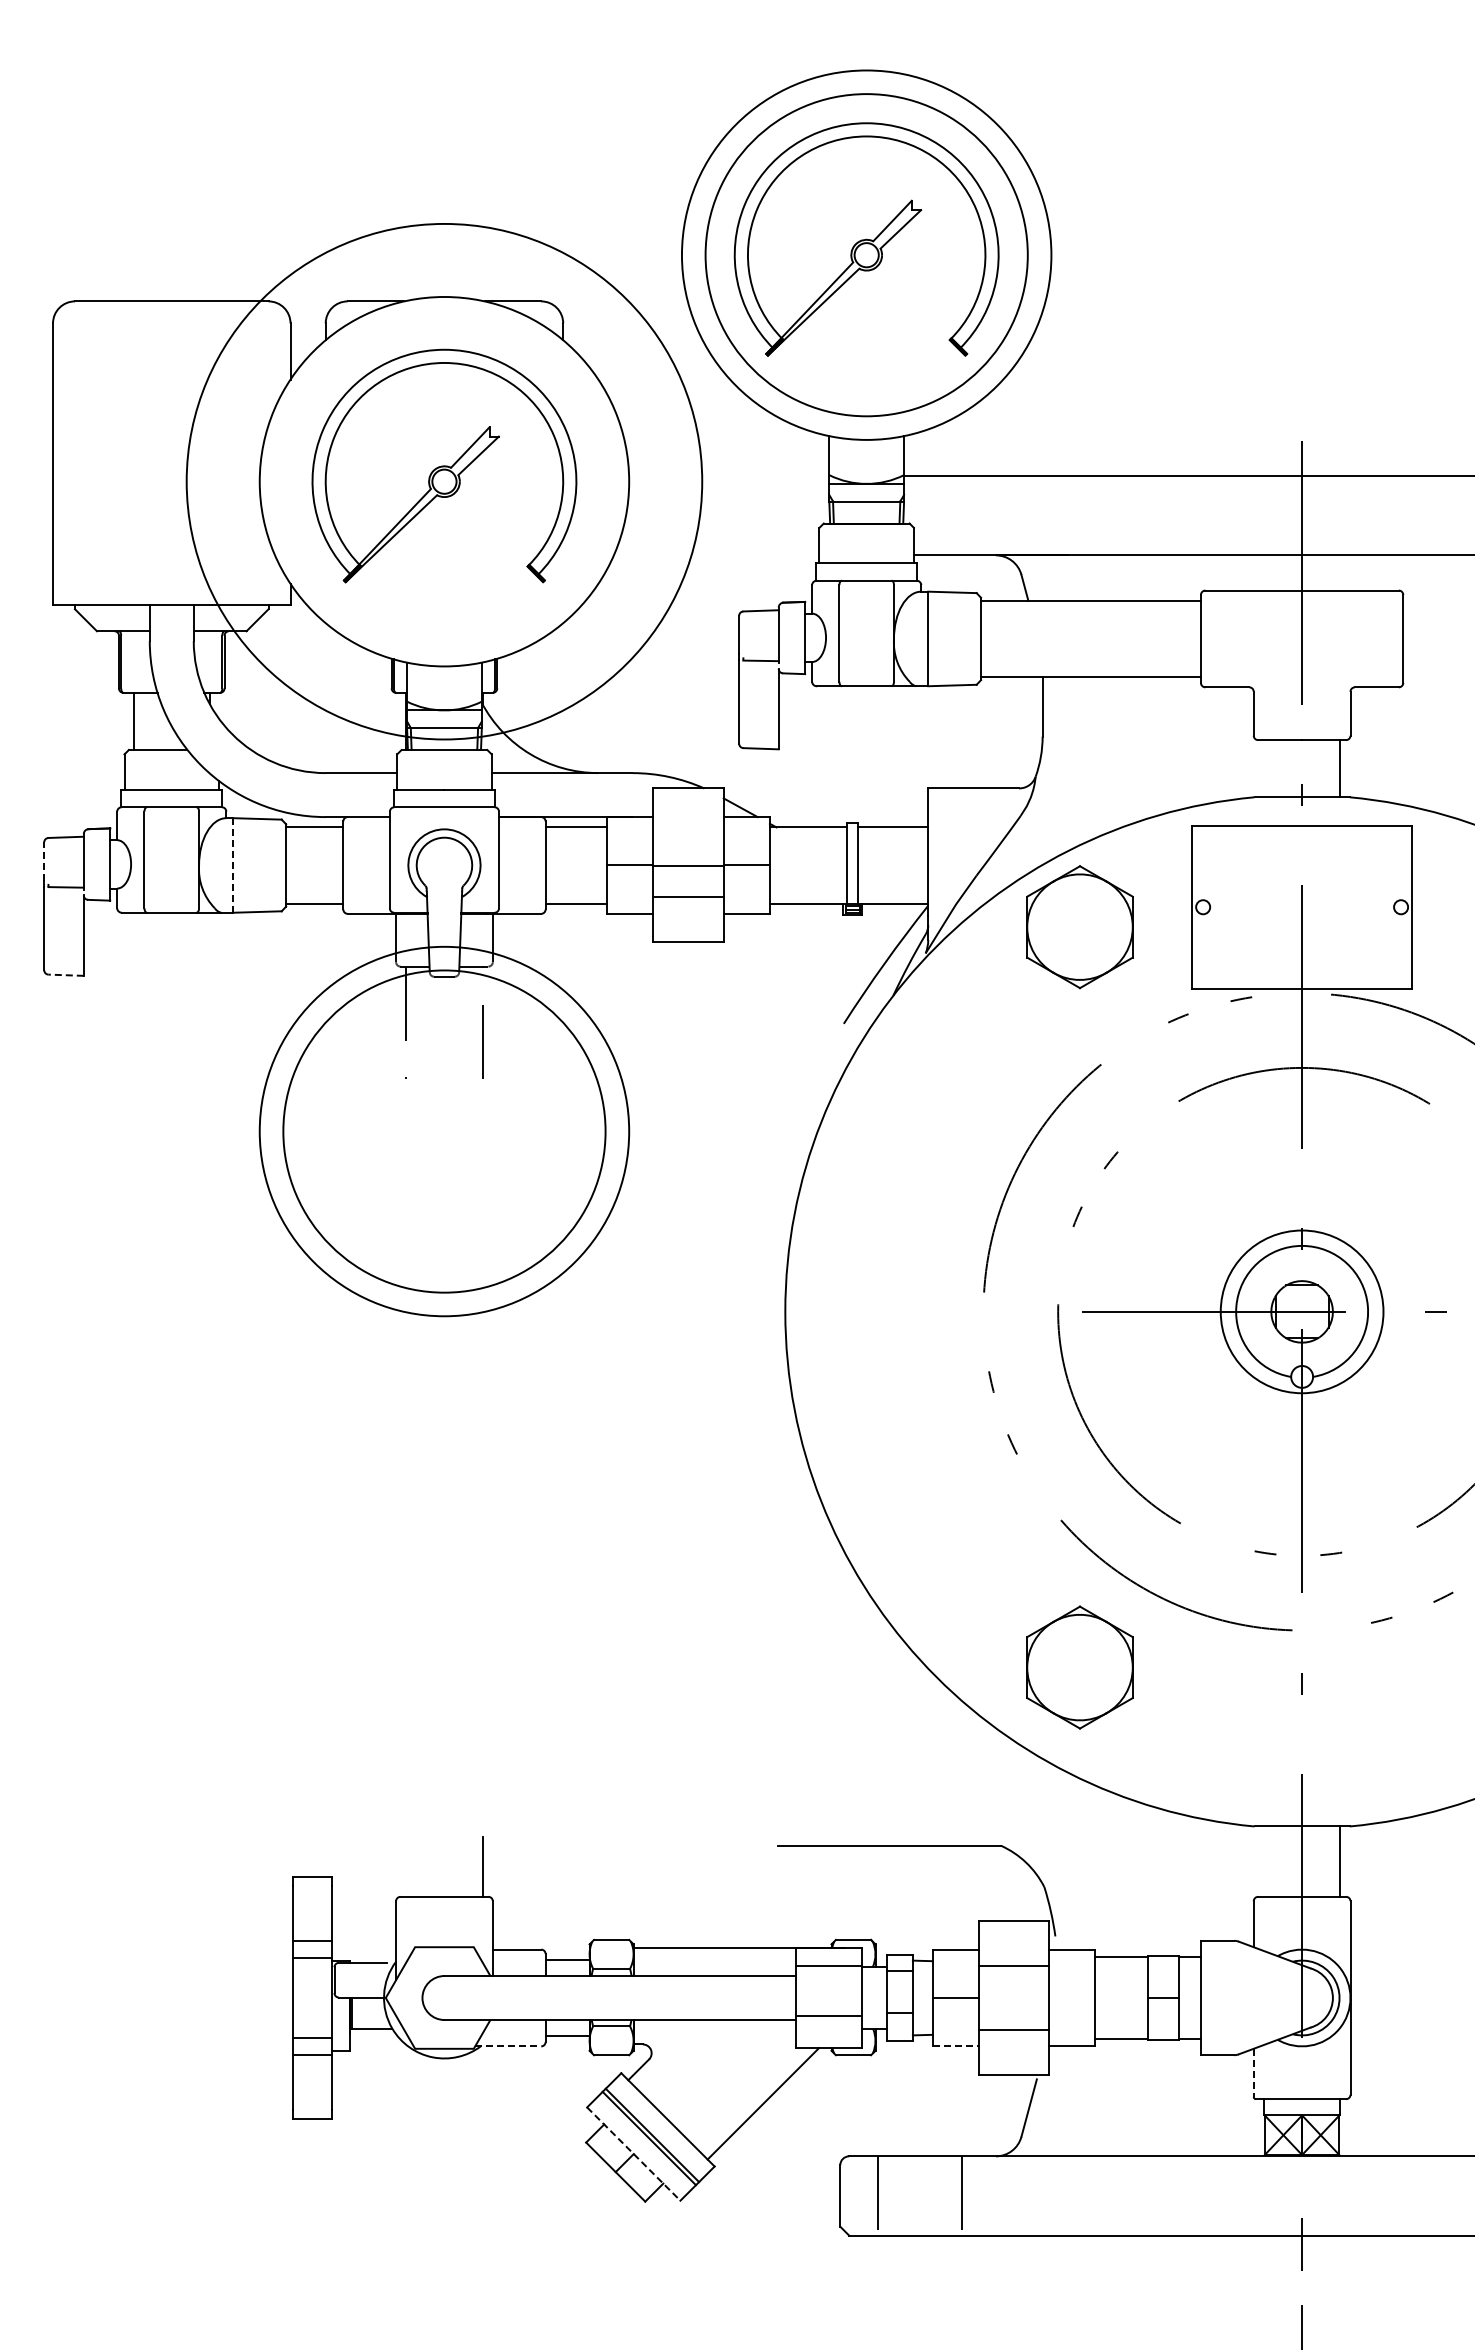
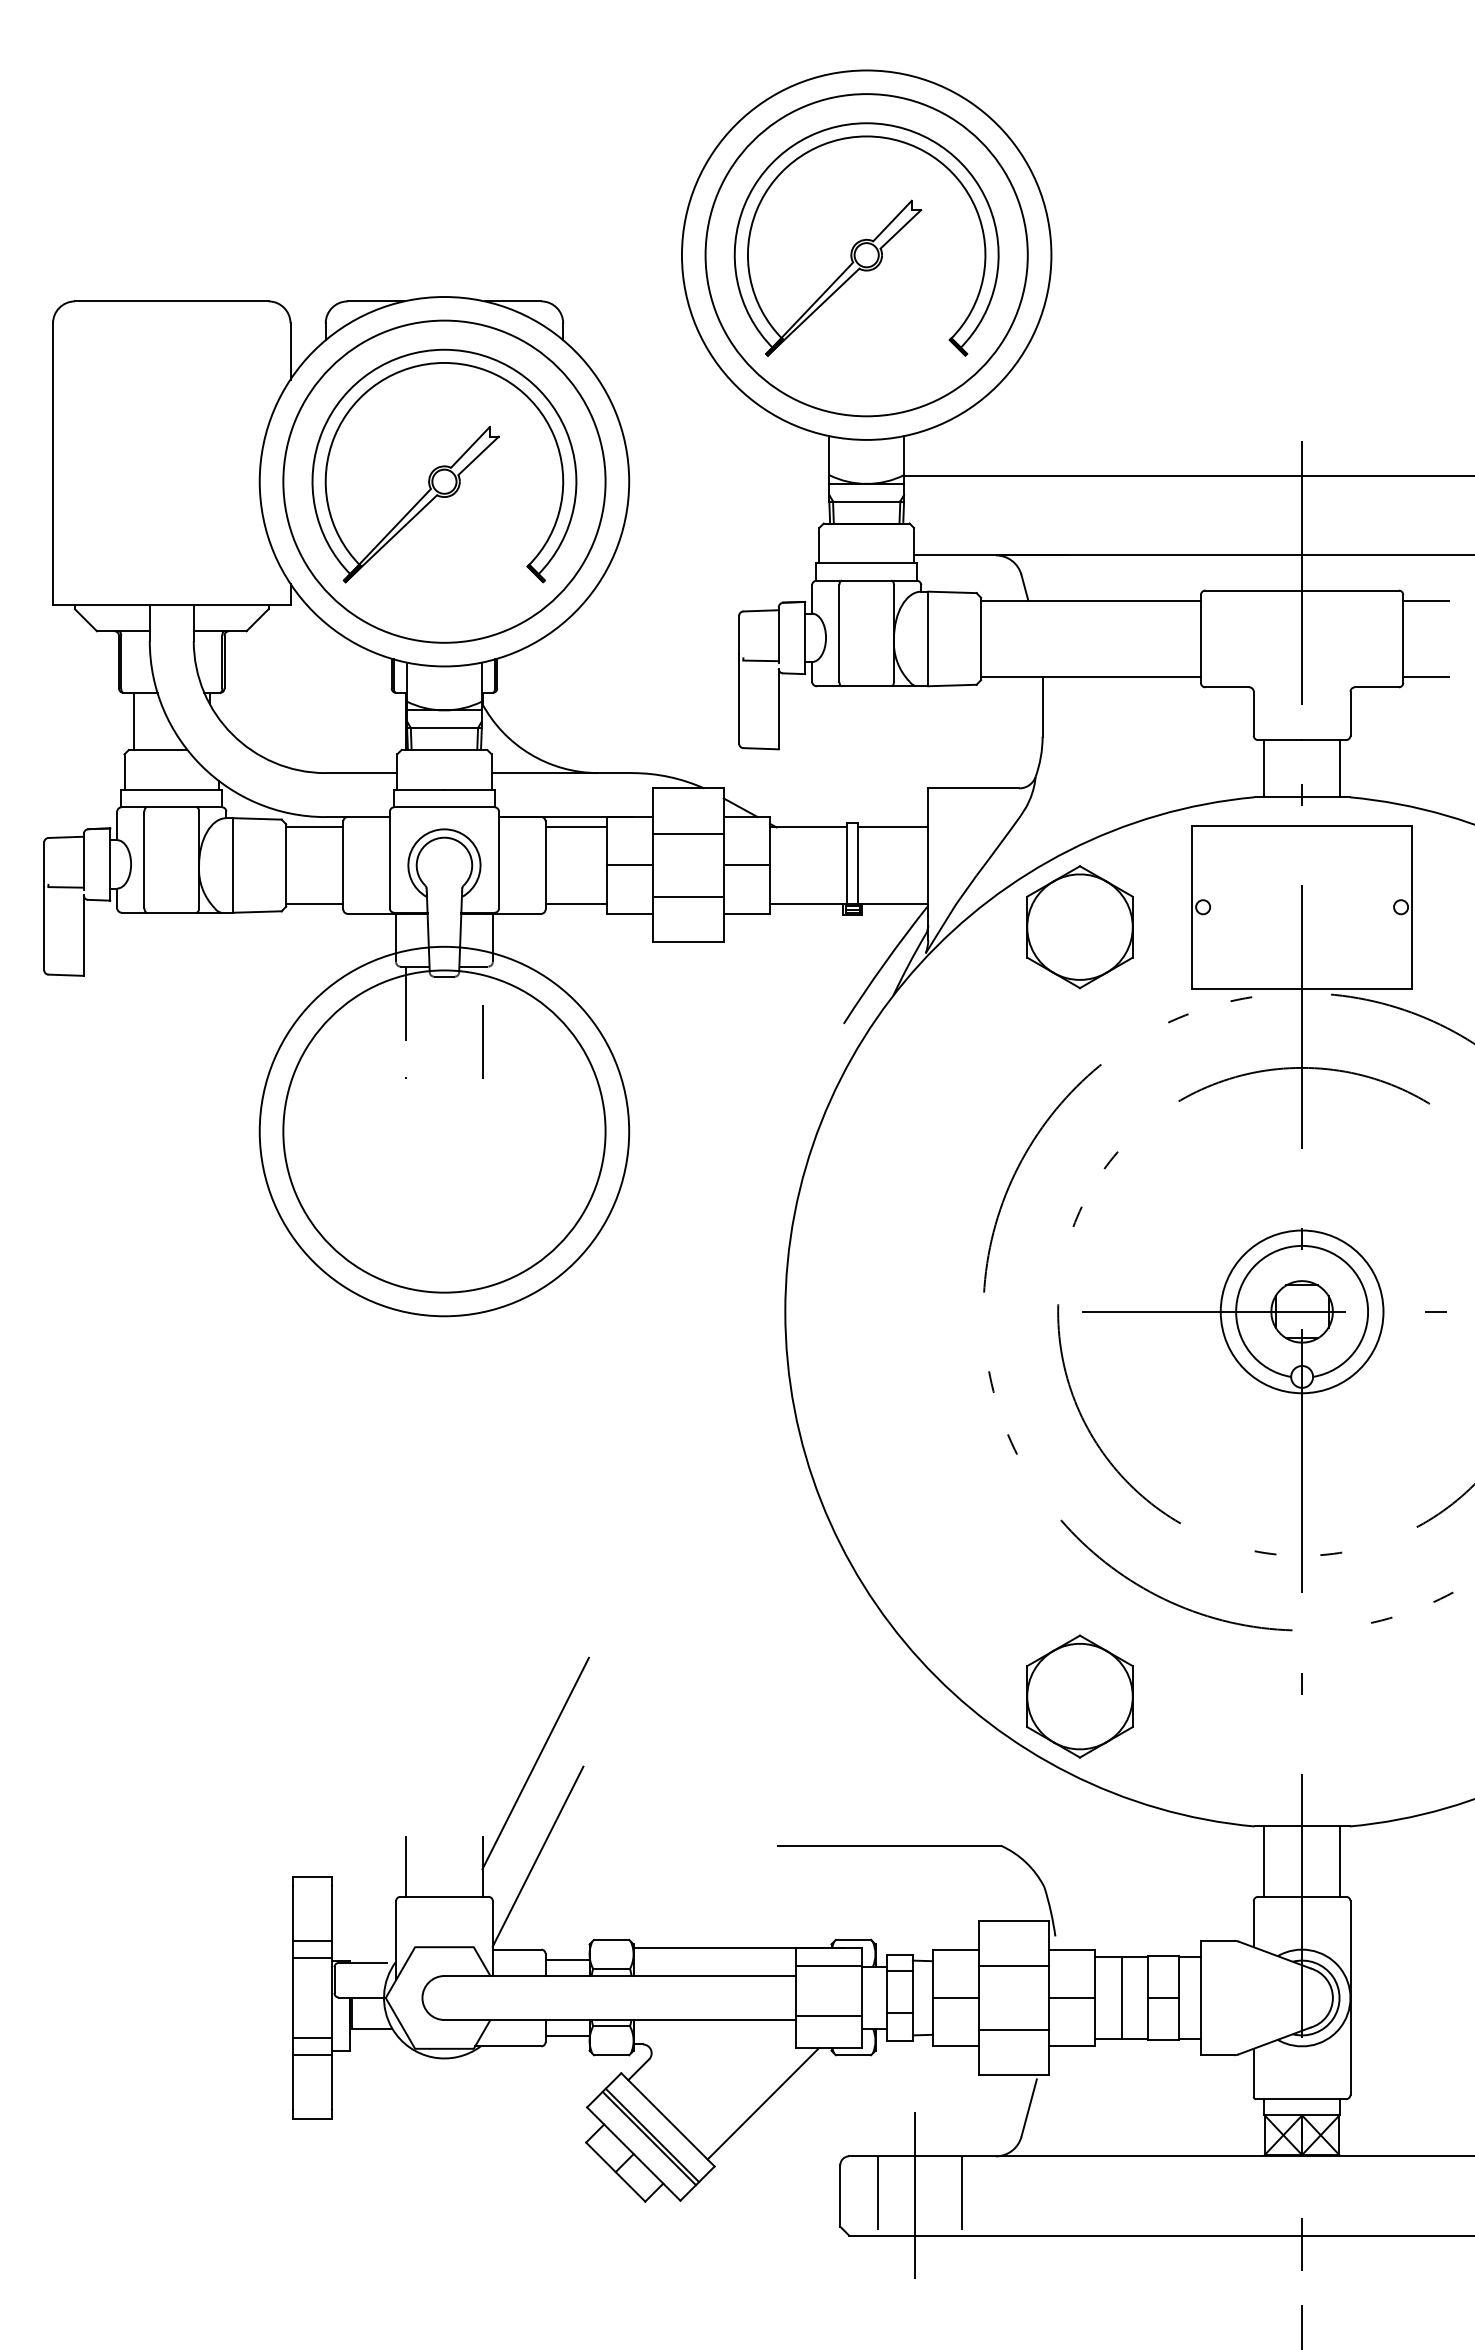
circle diameter: 516 px -> 322 px (444, 481)
line: none -> present (1426, 600)
line: none -> present (1426, 677)
line: none -> present (1264, 768)
line: dashed -> solid (44, 861)
line: dashed -> solid (233, 865)
line position: (688, 865) -> (688, 833) (688, 833)
line: dashed -> solid (66, 975)
part position: (1079, 1667) -> (1079, 1696) (1079, 1696)
line: none -> present (535, 1763)
line: none -> present (537, 1856)
line: none -> present (1264, 1861)
line: none -> present (406, 1866)
line: none -> present (1121, 1997)
line: none -> present (1072, 1998)
line: dashed -> solid (508, 2046)
line: dashed -> solid (956, 2046)
line: dashed -> solid (1253, 2073)
line: dashed -> solid (633, 2154)
line: none -> present (914, 2195)
